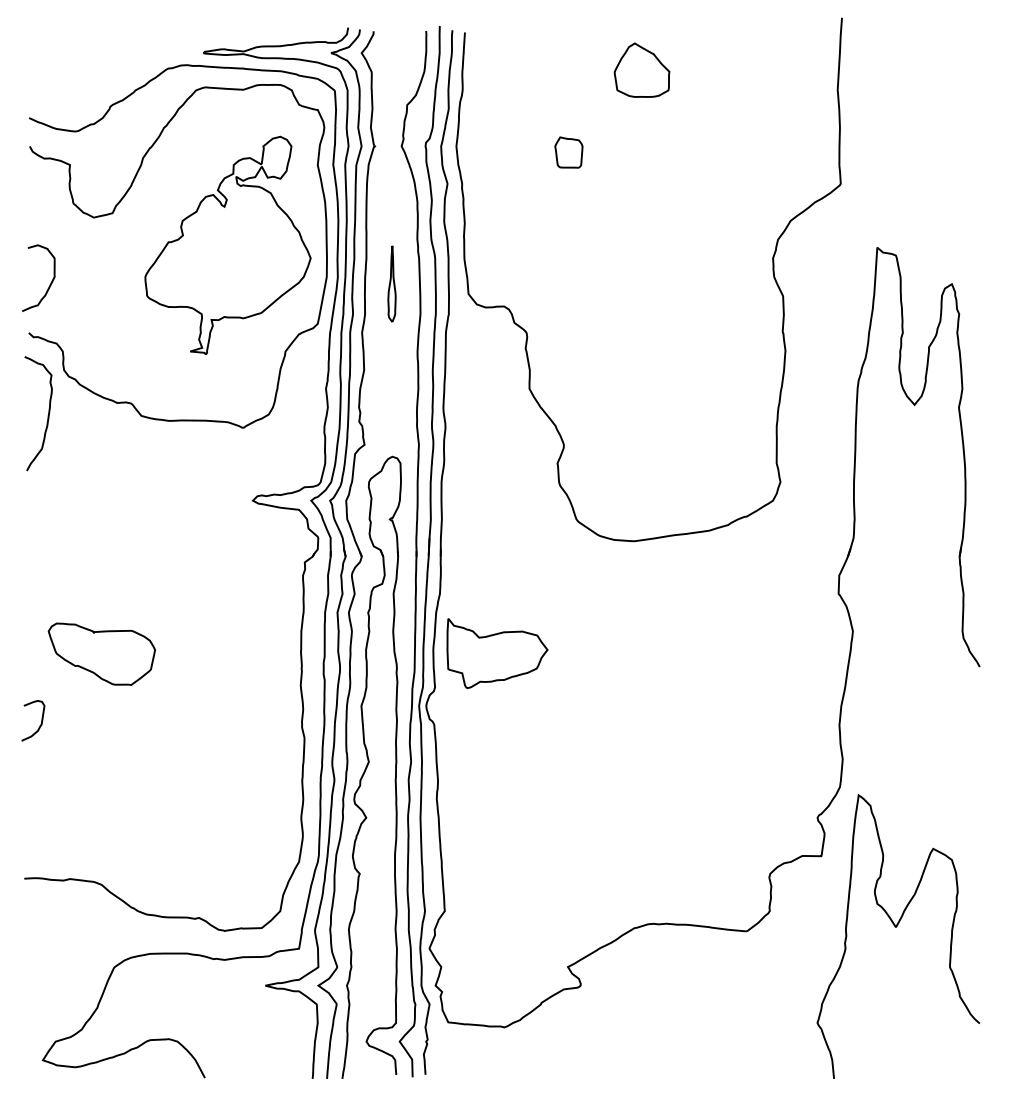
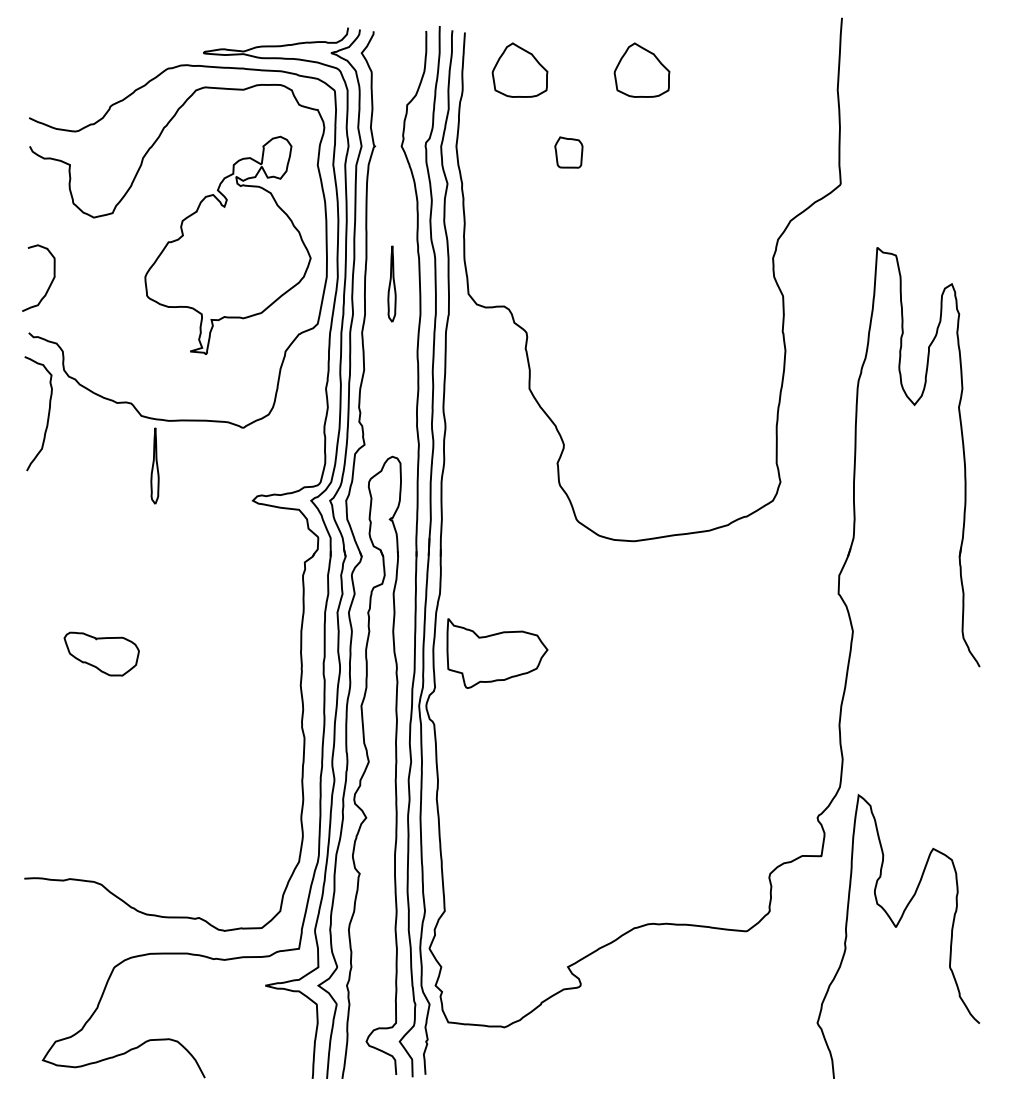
part: none -> present (519, 69)
part: none -> present (154, 465)
part size: 109x64 px -> 77x46 px (101, 653)
curve: present -> none (40, 723)
